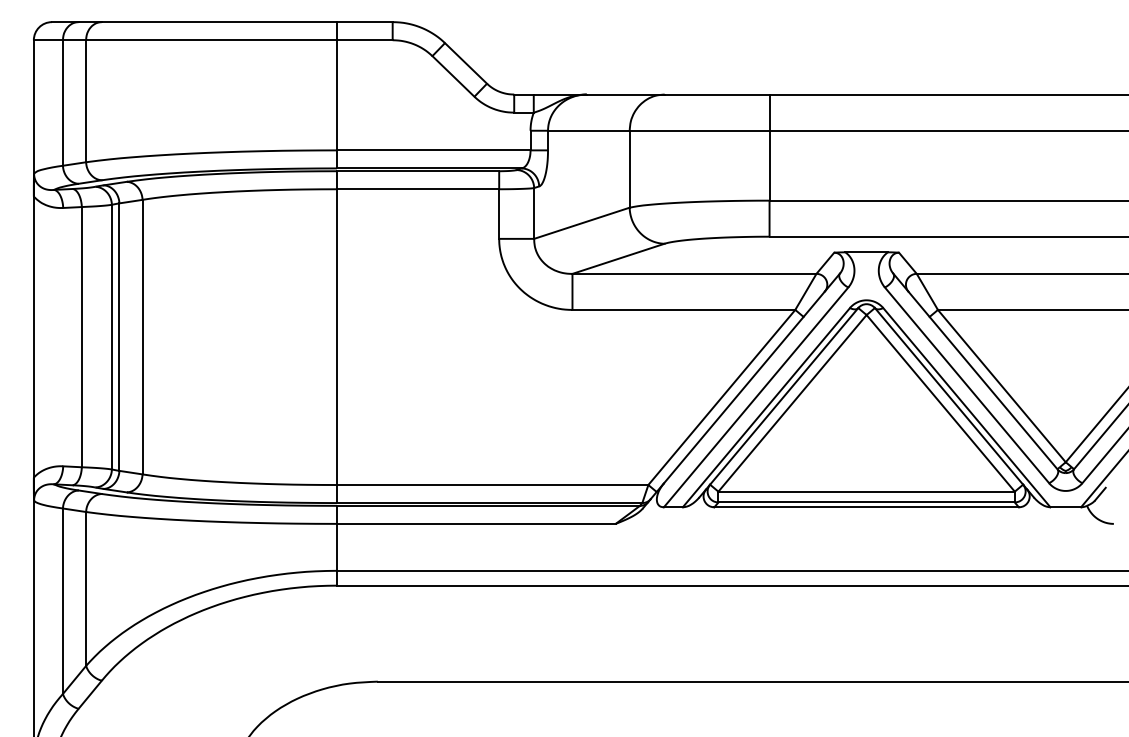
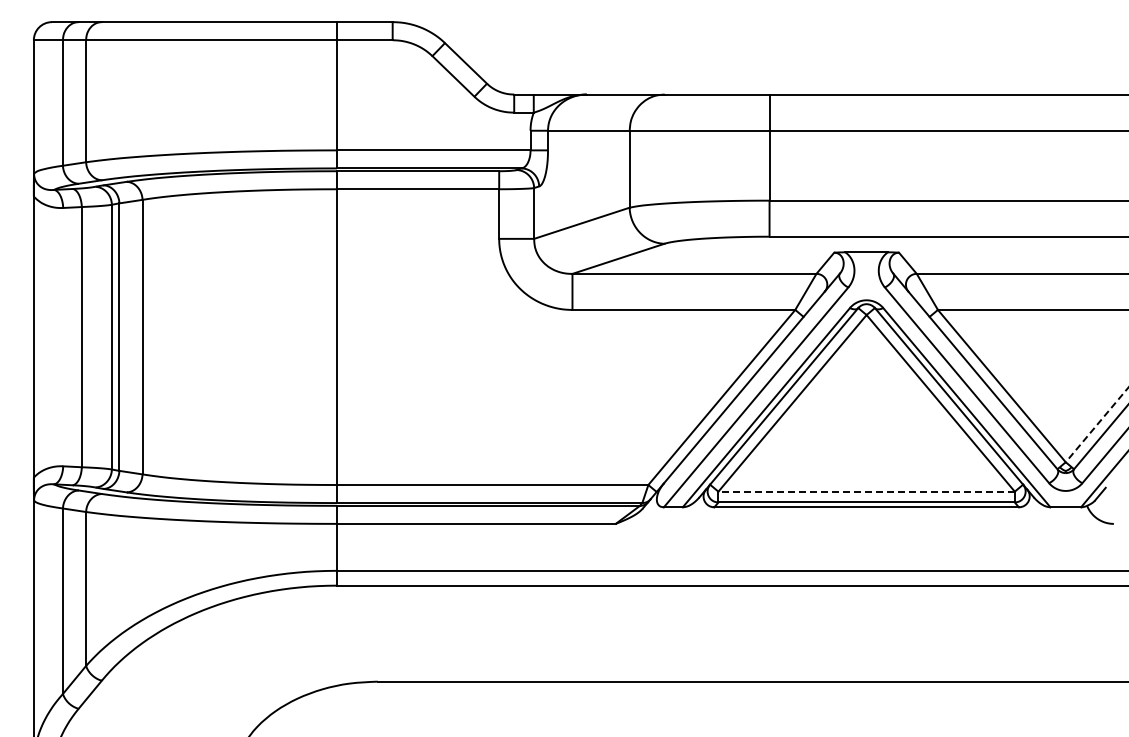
line: solid -> dashed (1097, 424)
line: solid -> dashed (866, 491)
